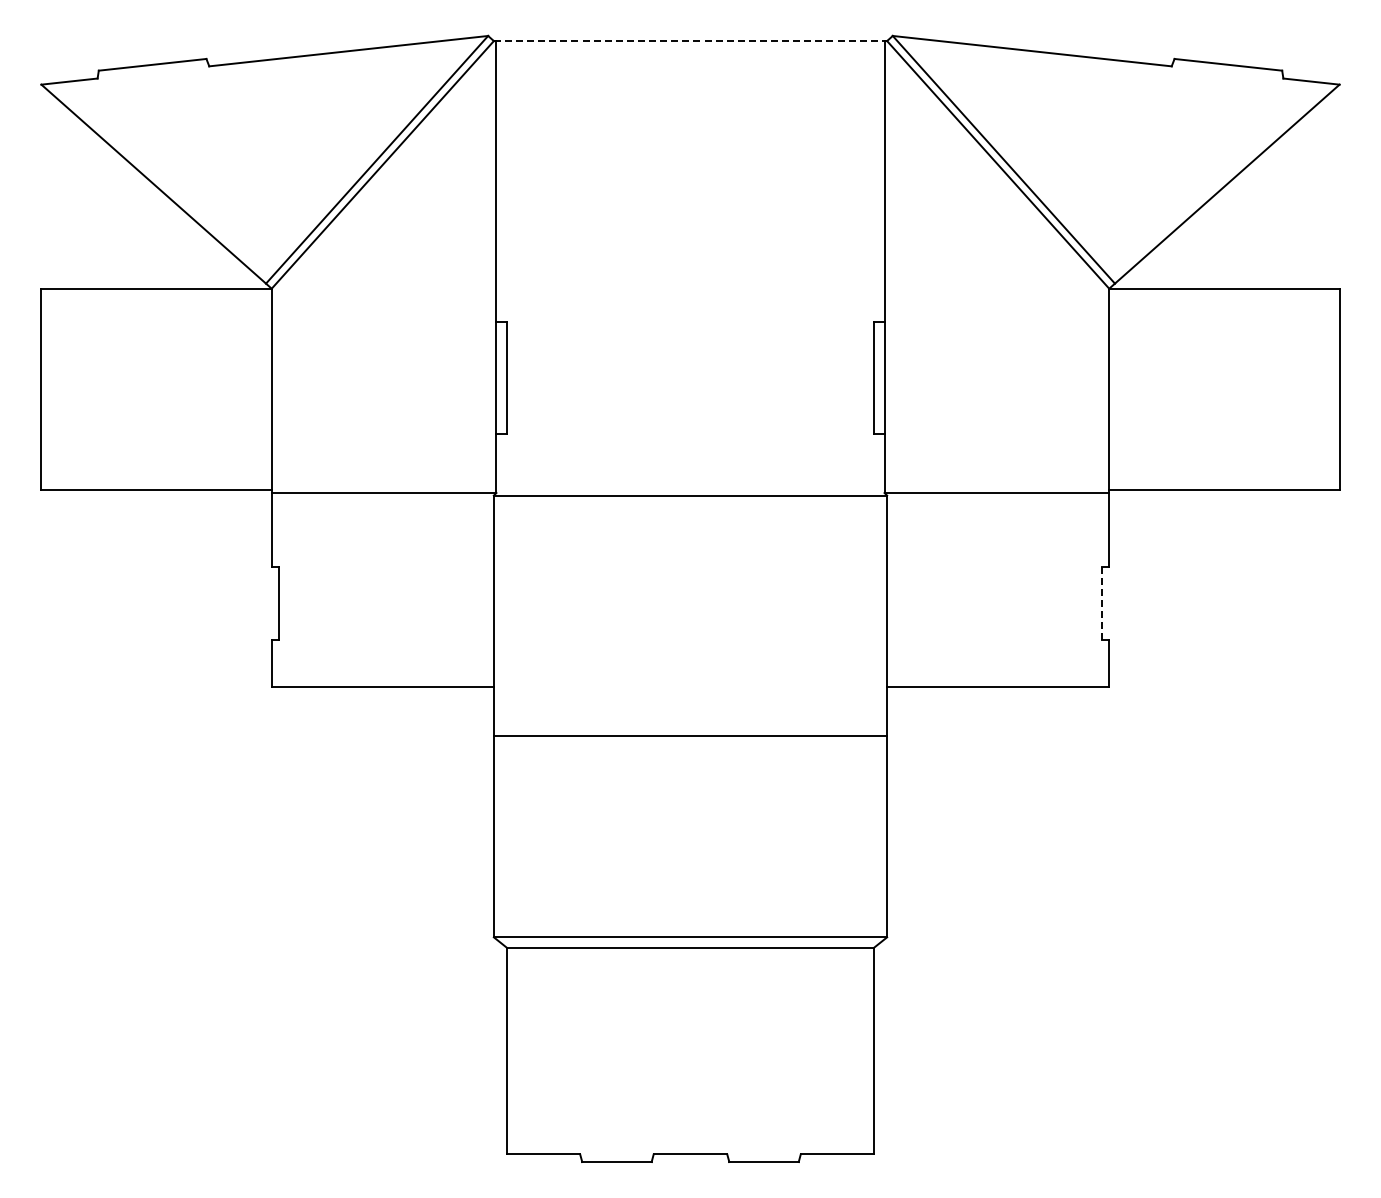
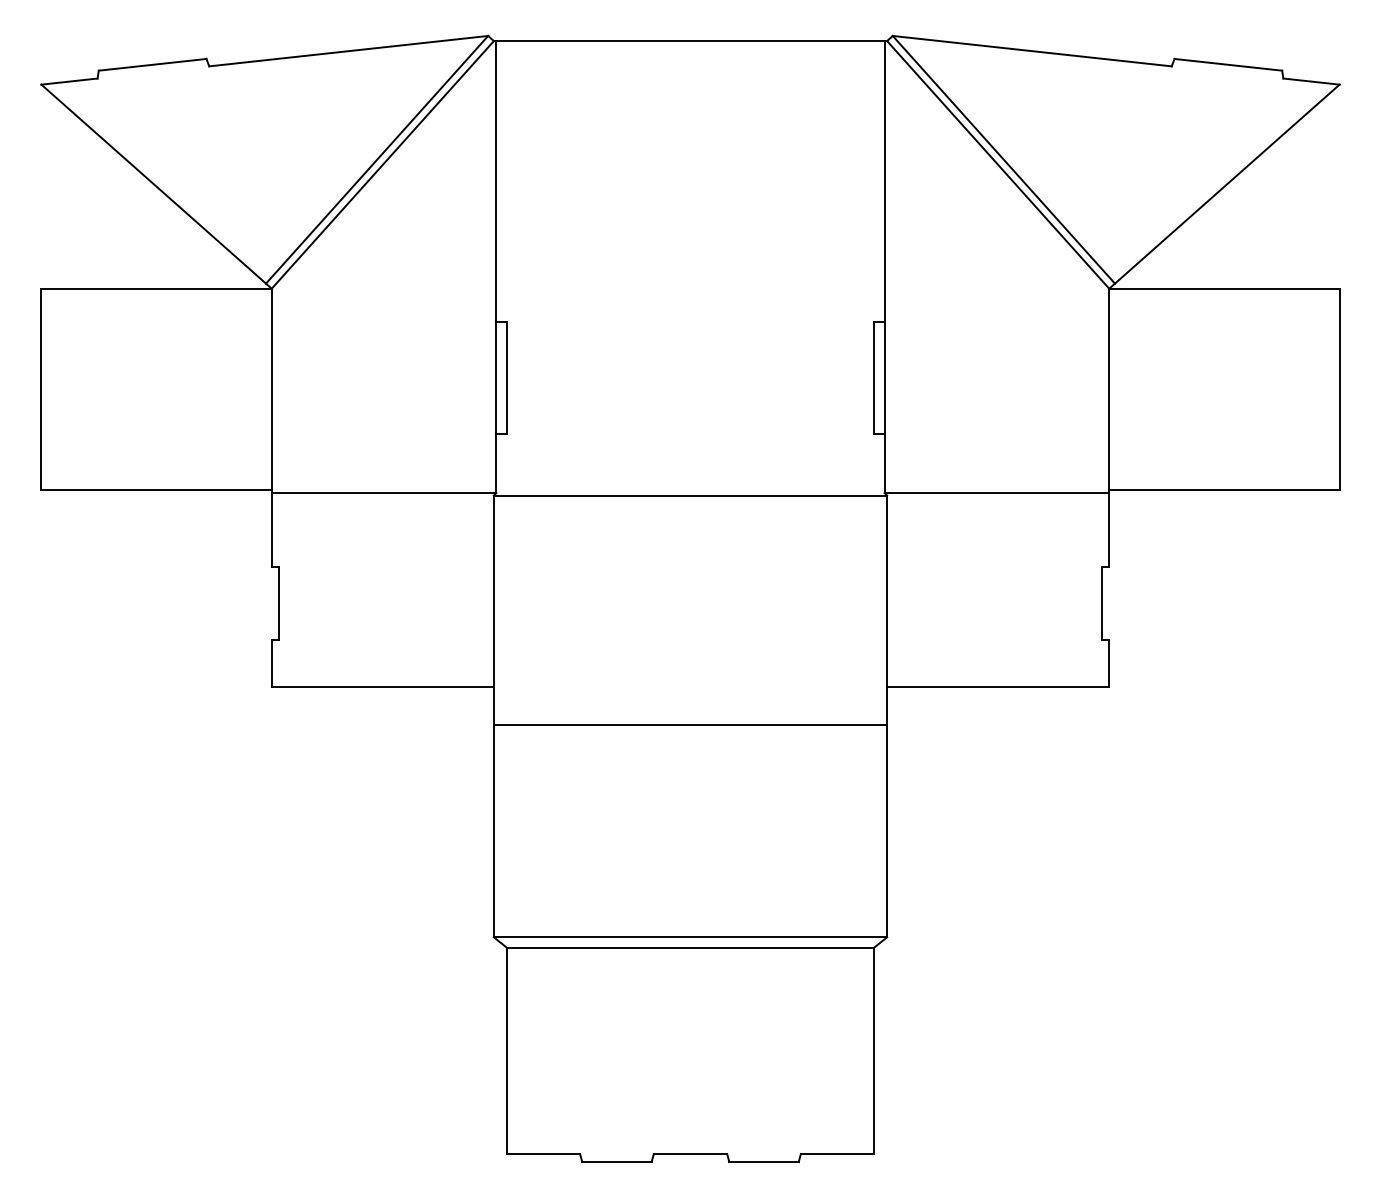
line: dashed -> solid (690, 41)
line: dashed -> solid (1101, 603)
line position: (690, 736) -> (690, 725) (690, 725)
